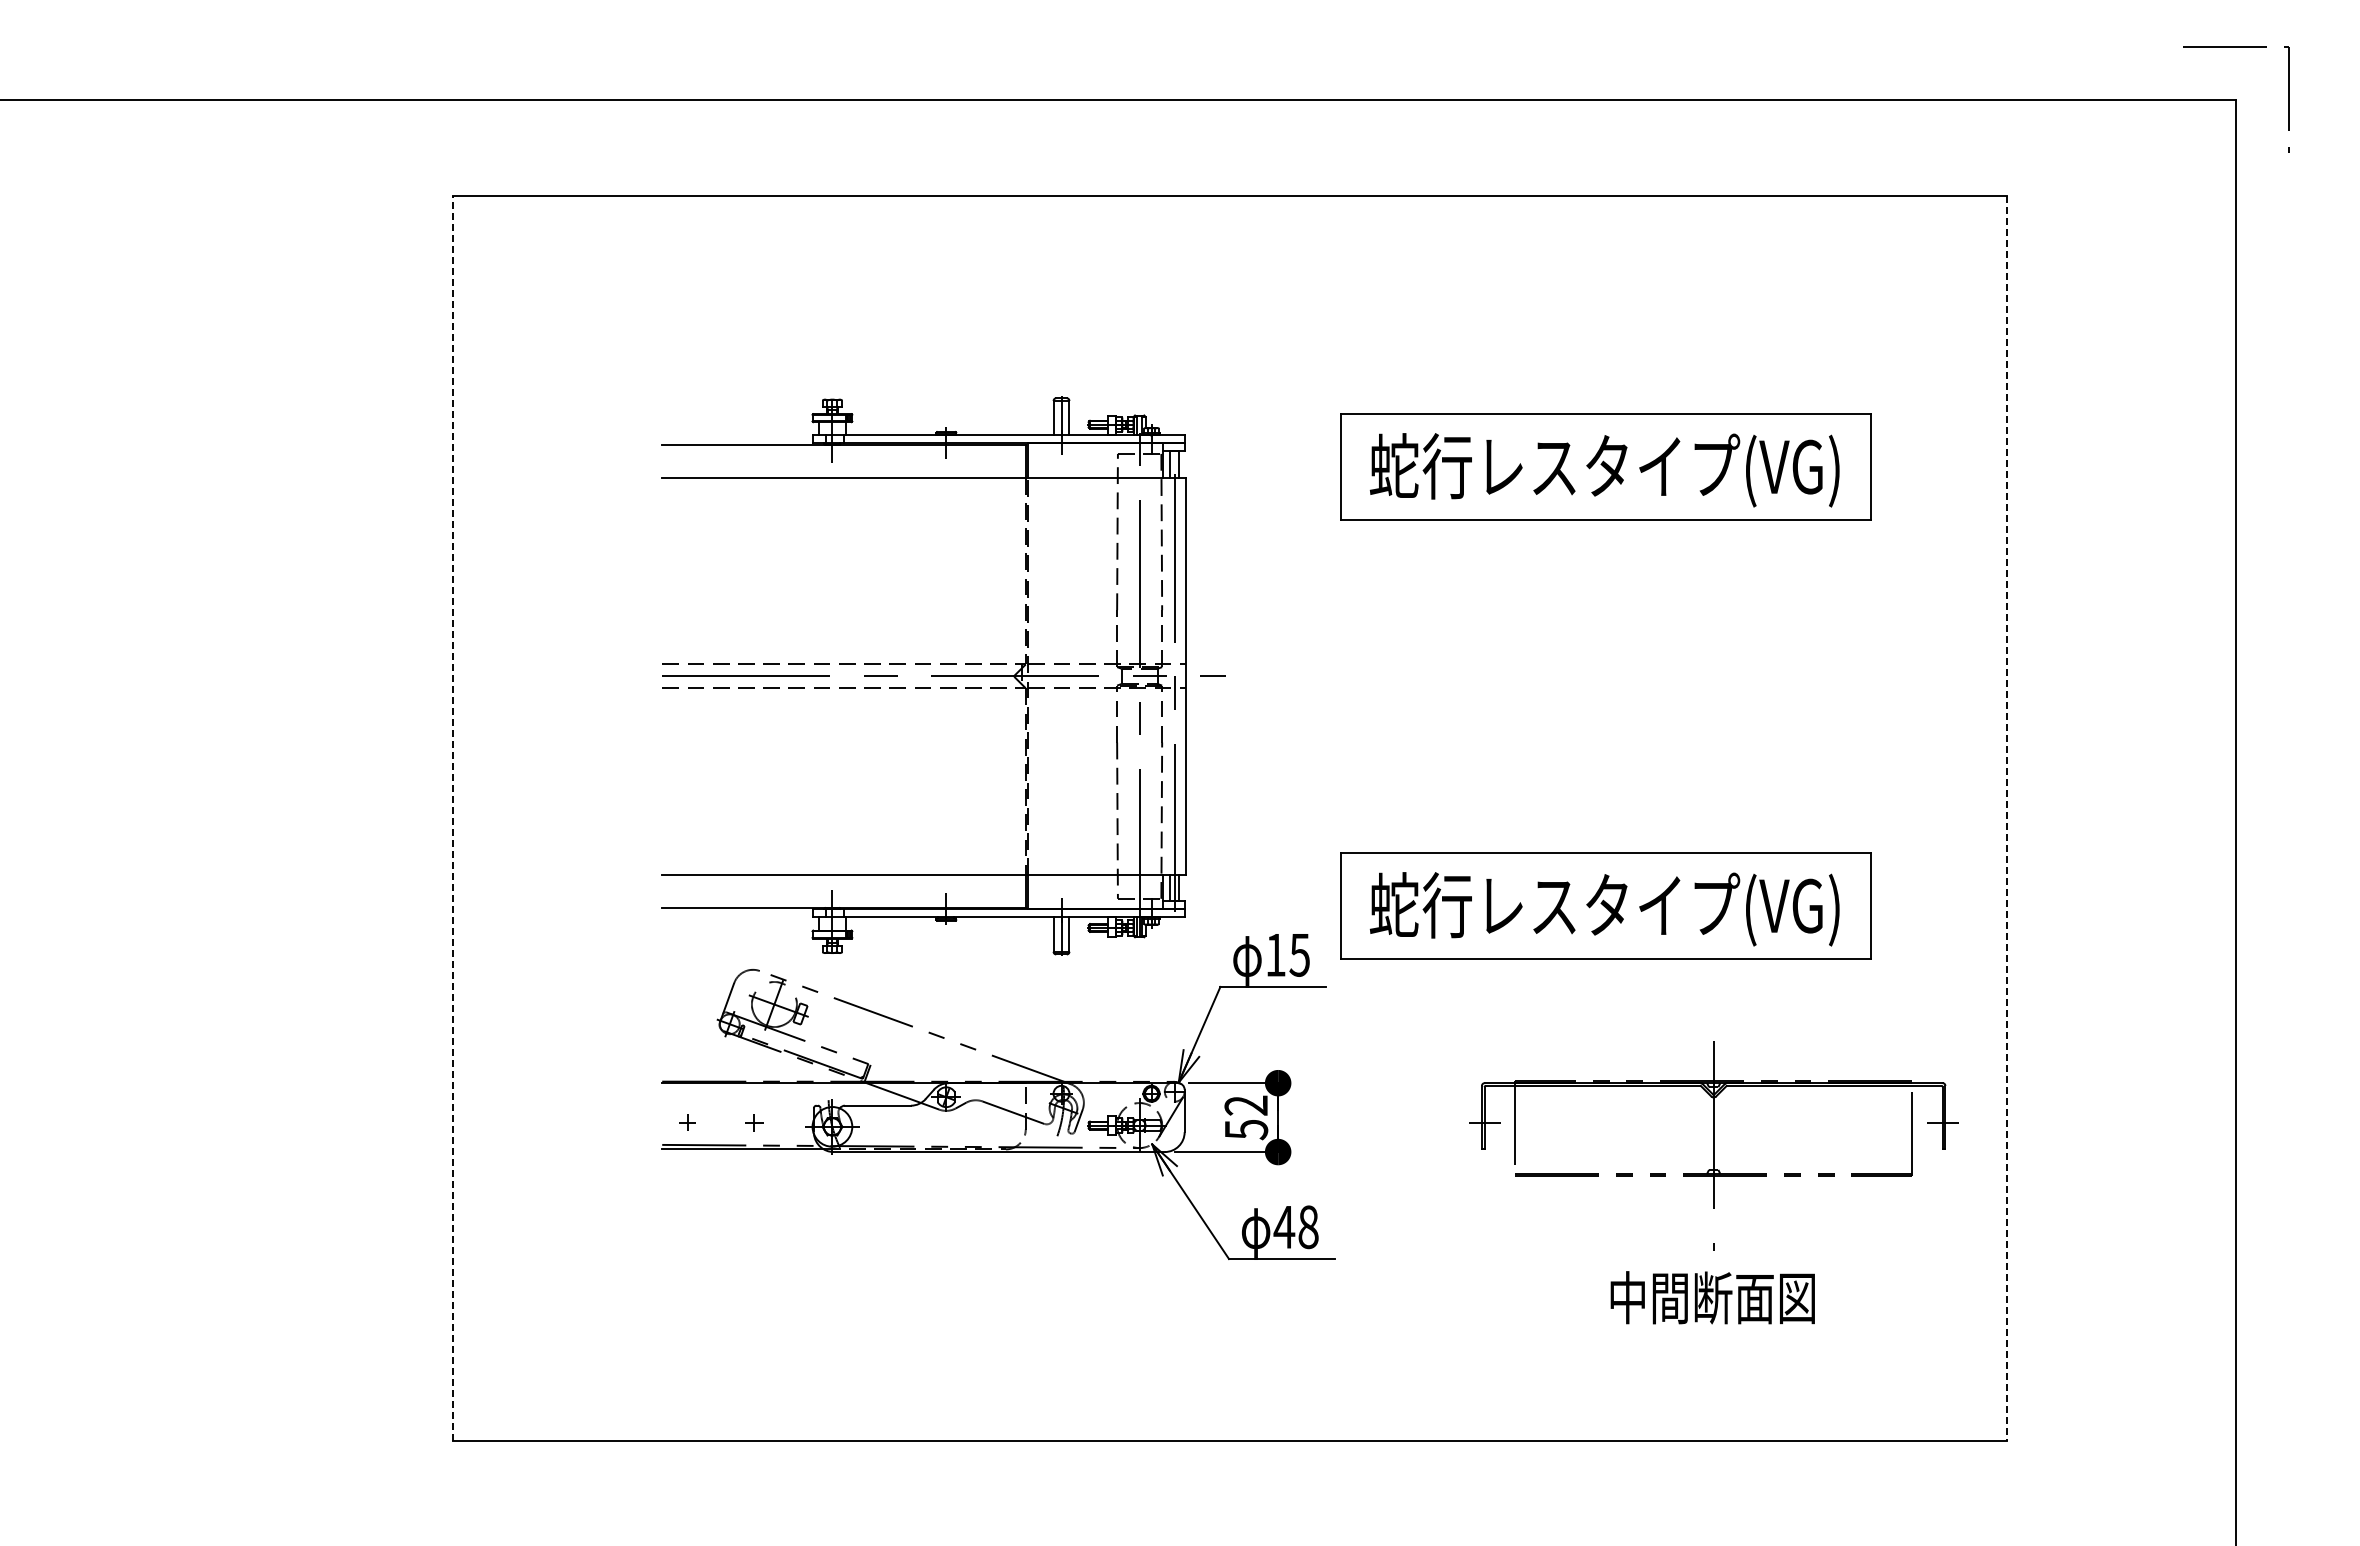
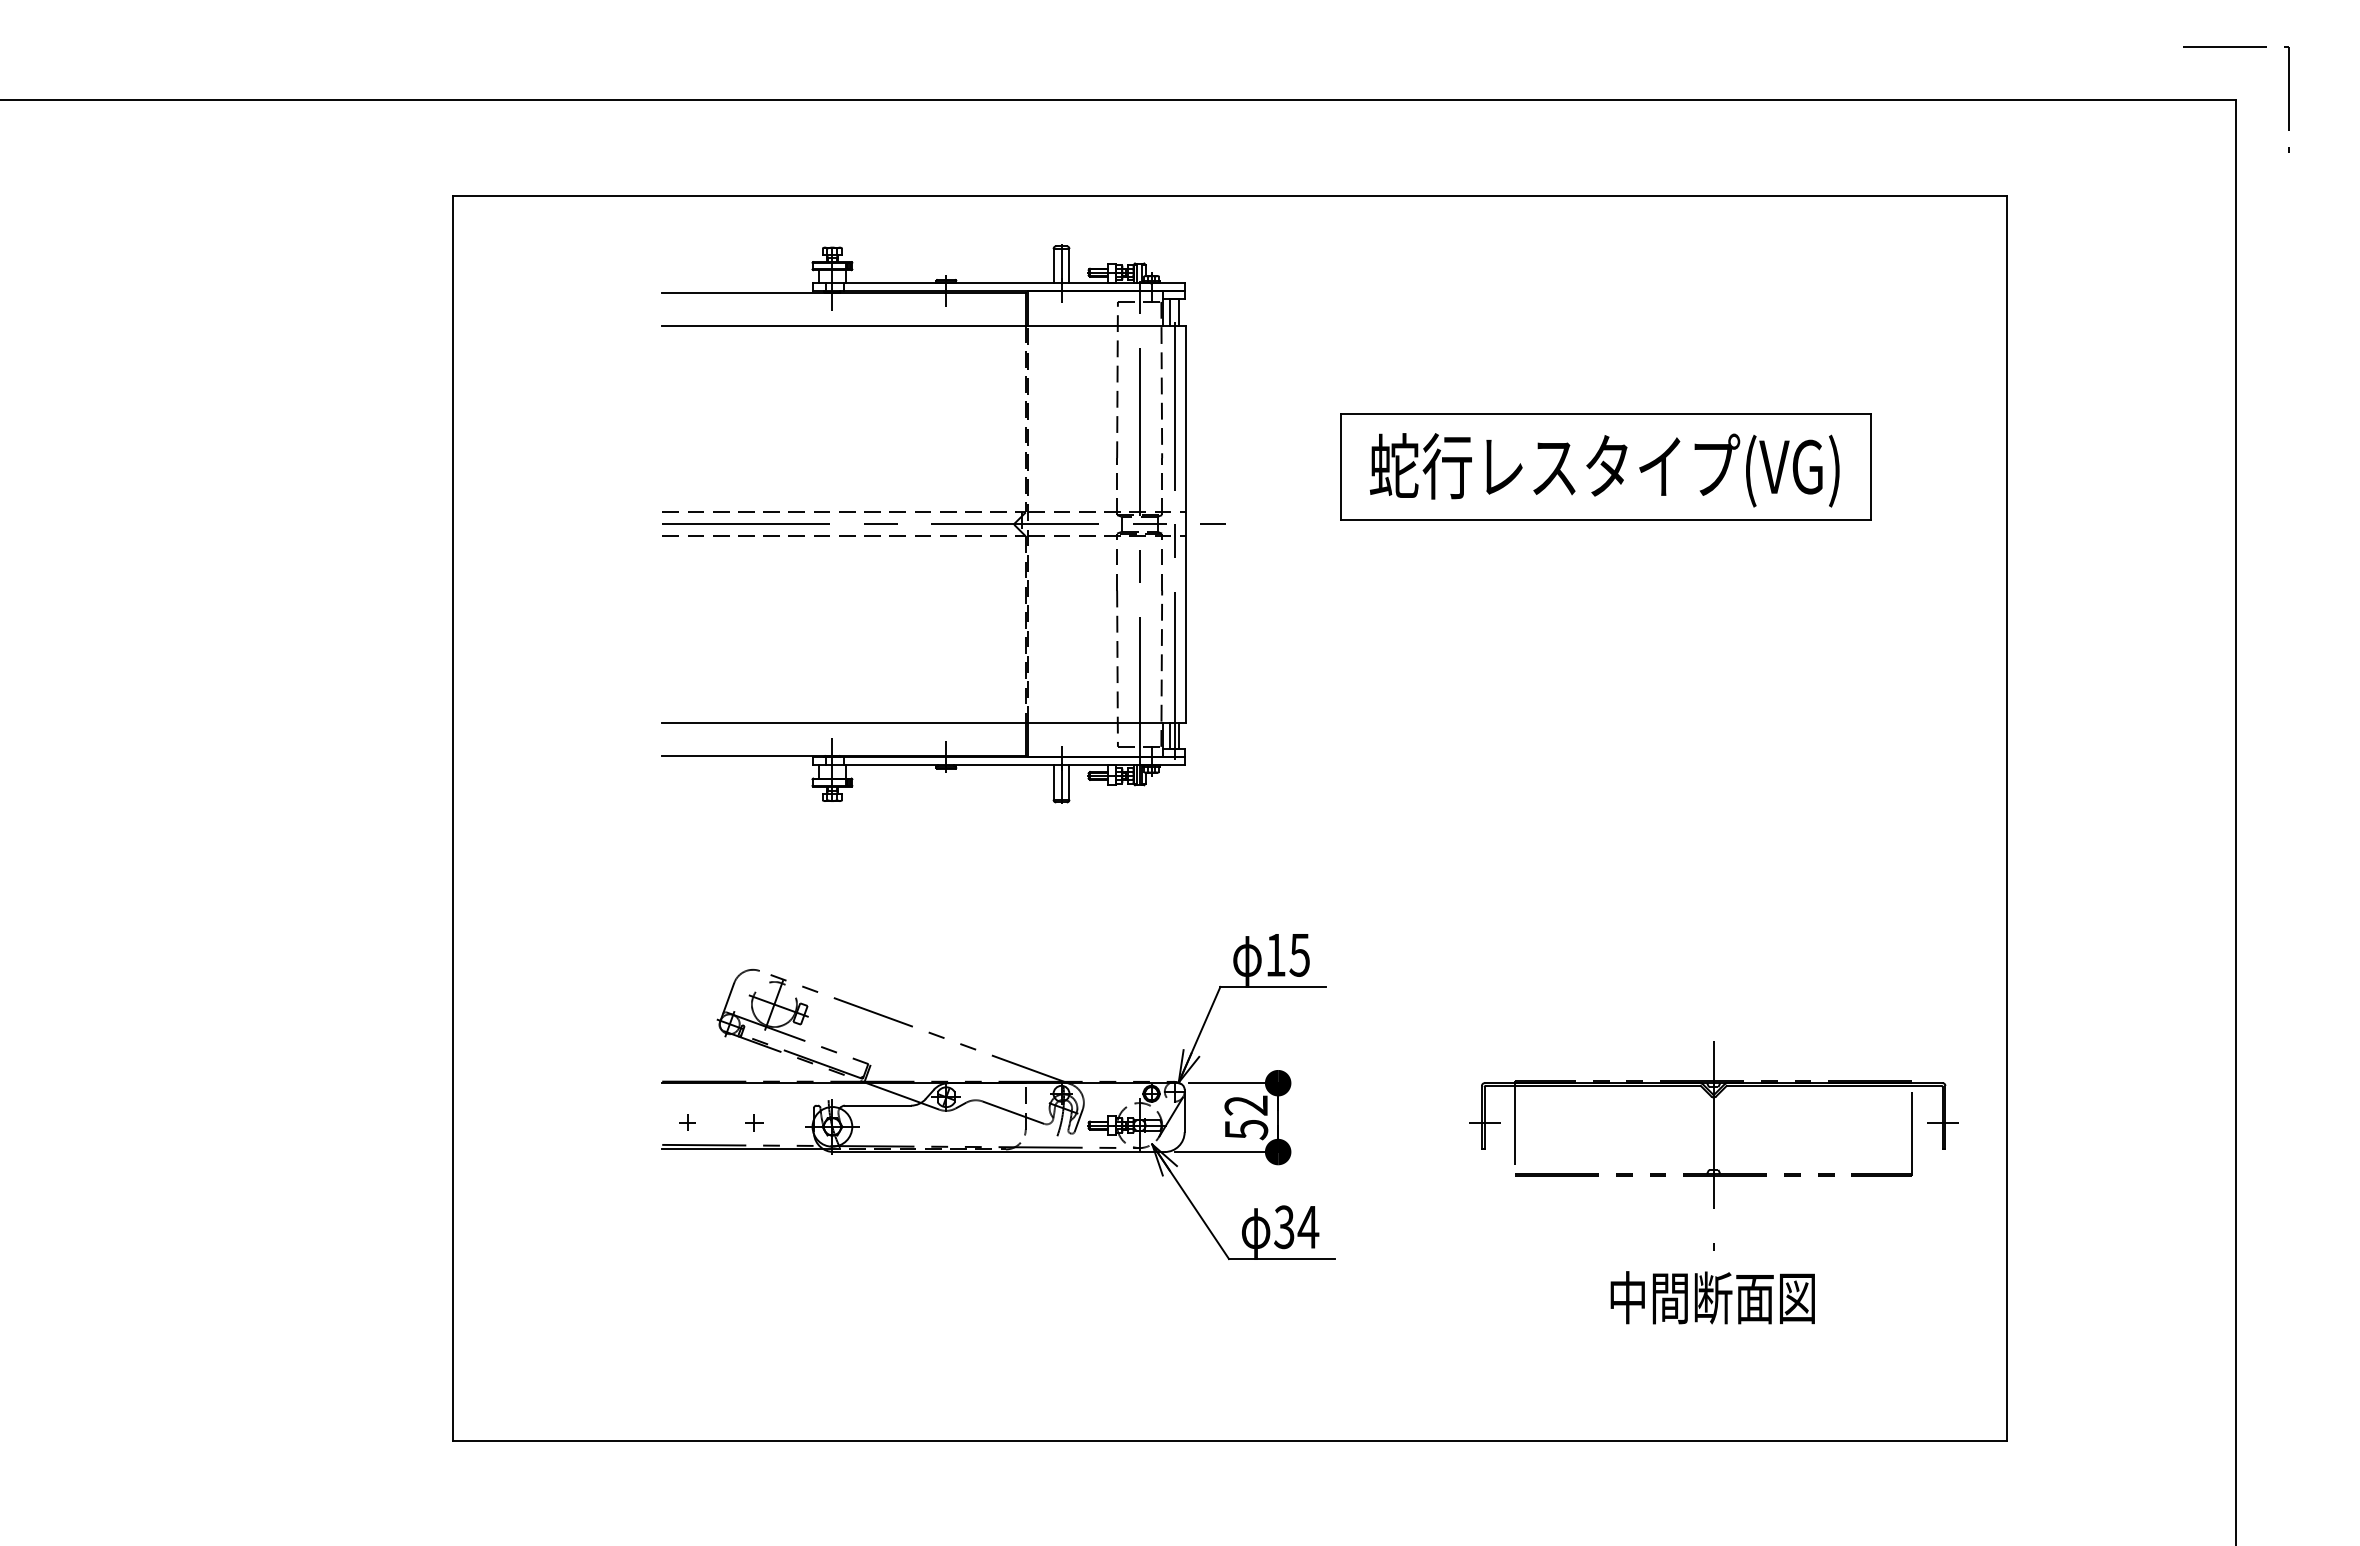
part position: (943, 675) -> (943, 523) (943, 523)
line: dashed -> solid (453, 817)
line: dashed -> solid (2007, 818)
part: present -> none (1605, 905)
text: 48 -> 34 (1296, 1227)
